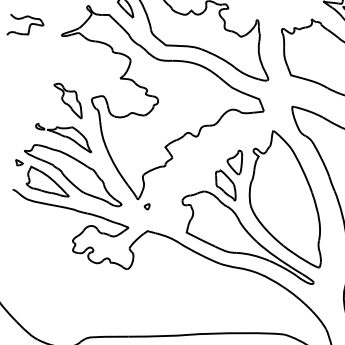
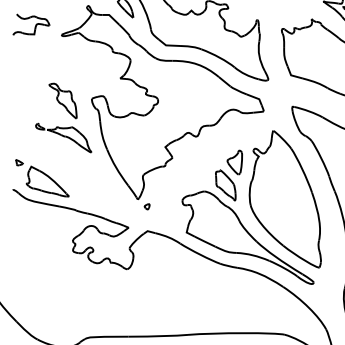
part position: (25, 24) -> (31, 24) (31, 24)
part position: (67, 100) -> (62, 100) (62, 100)
part: present -> none (73, 175)
